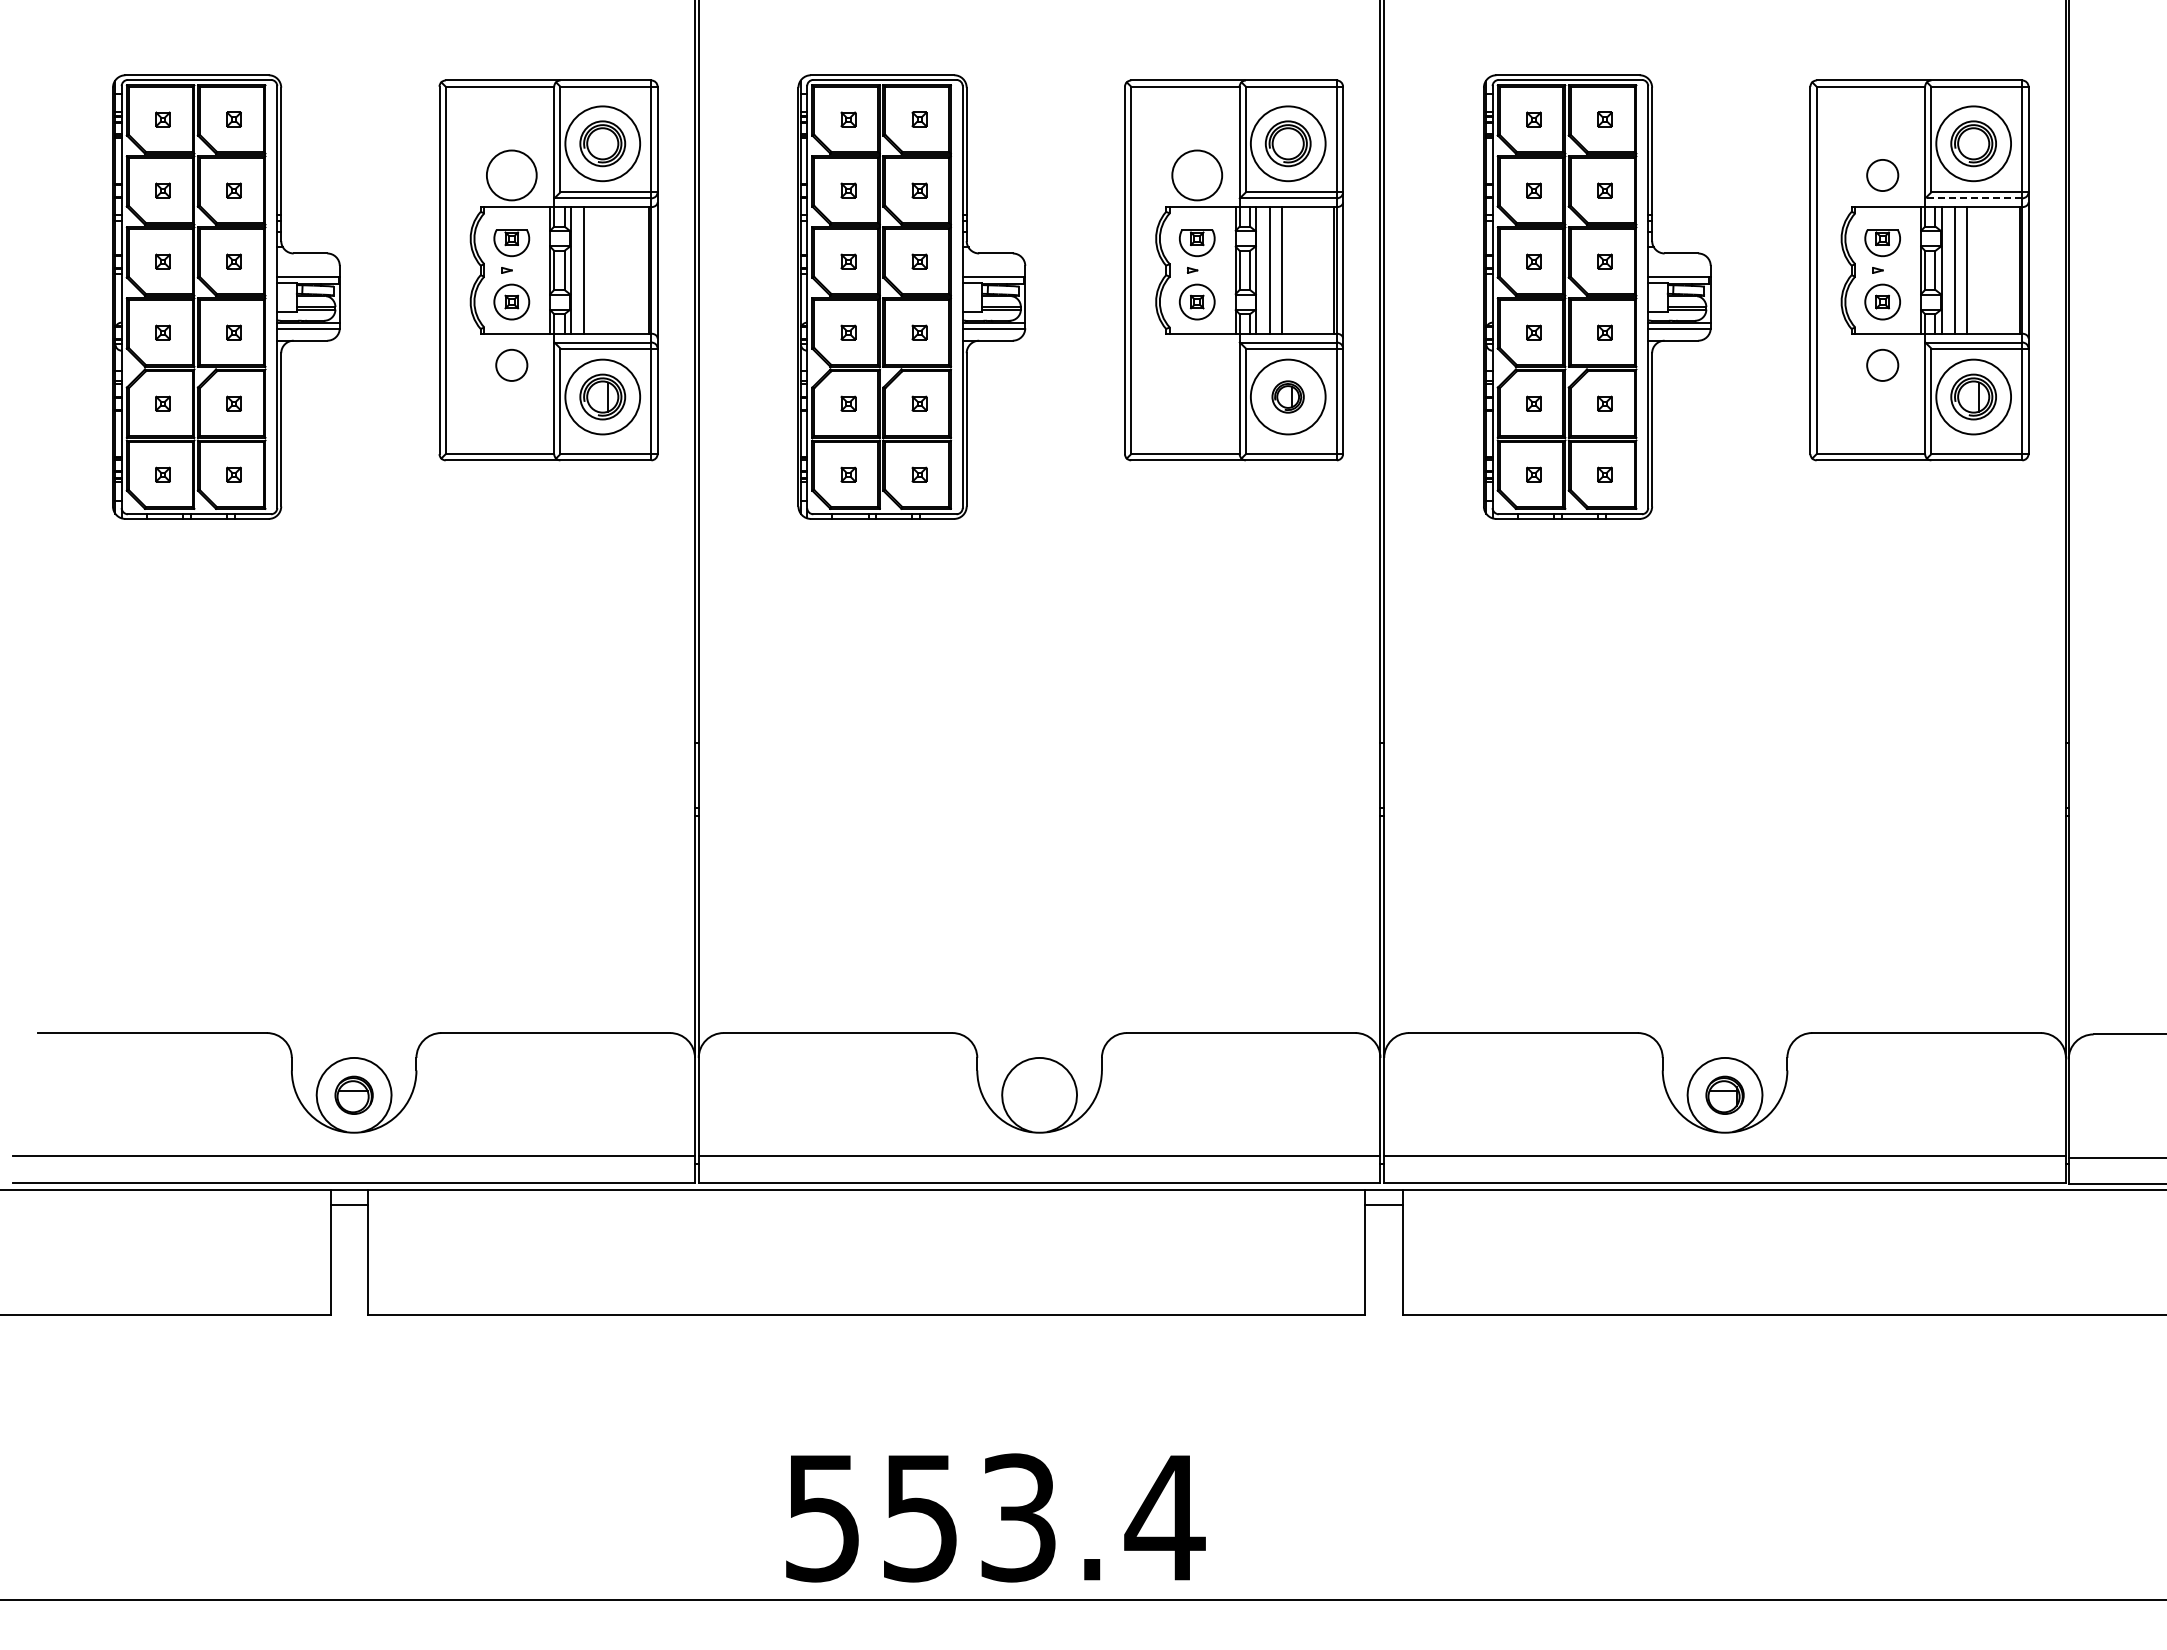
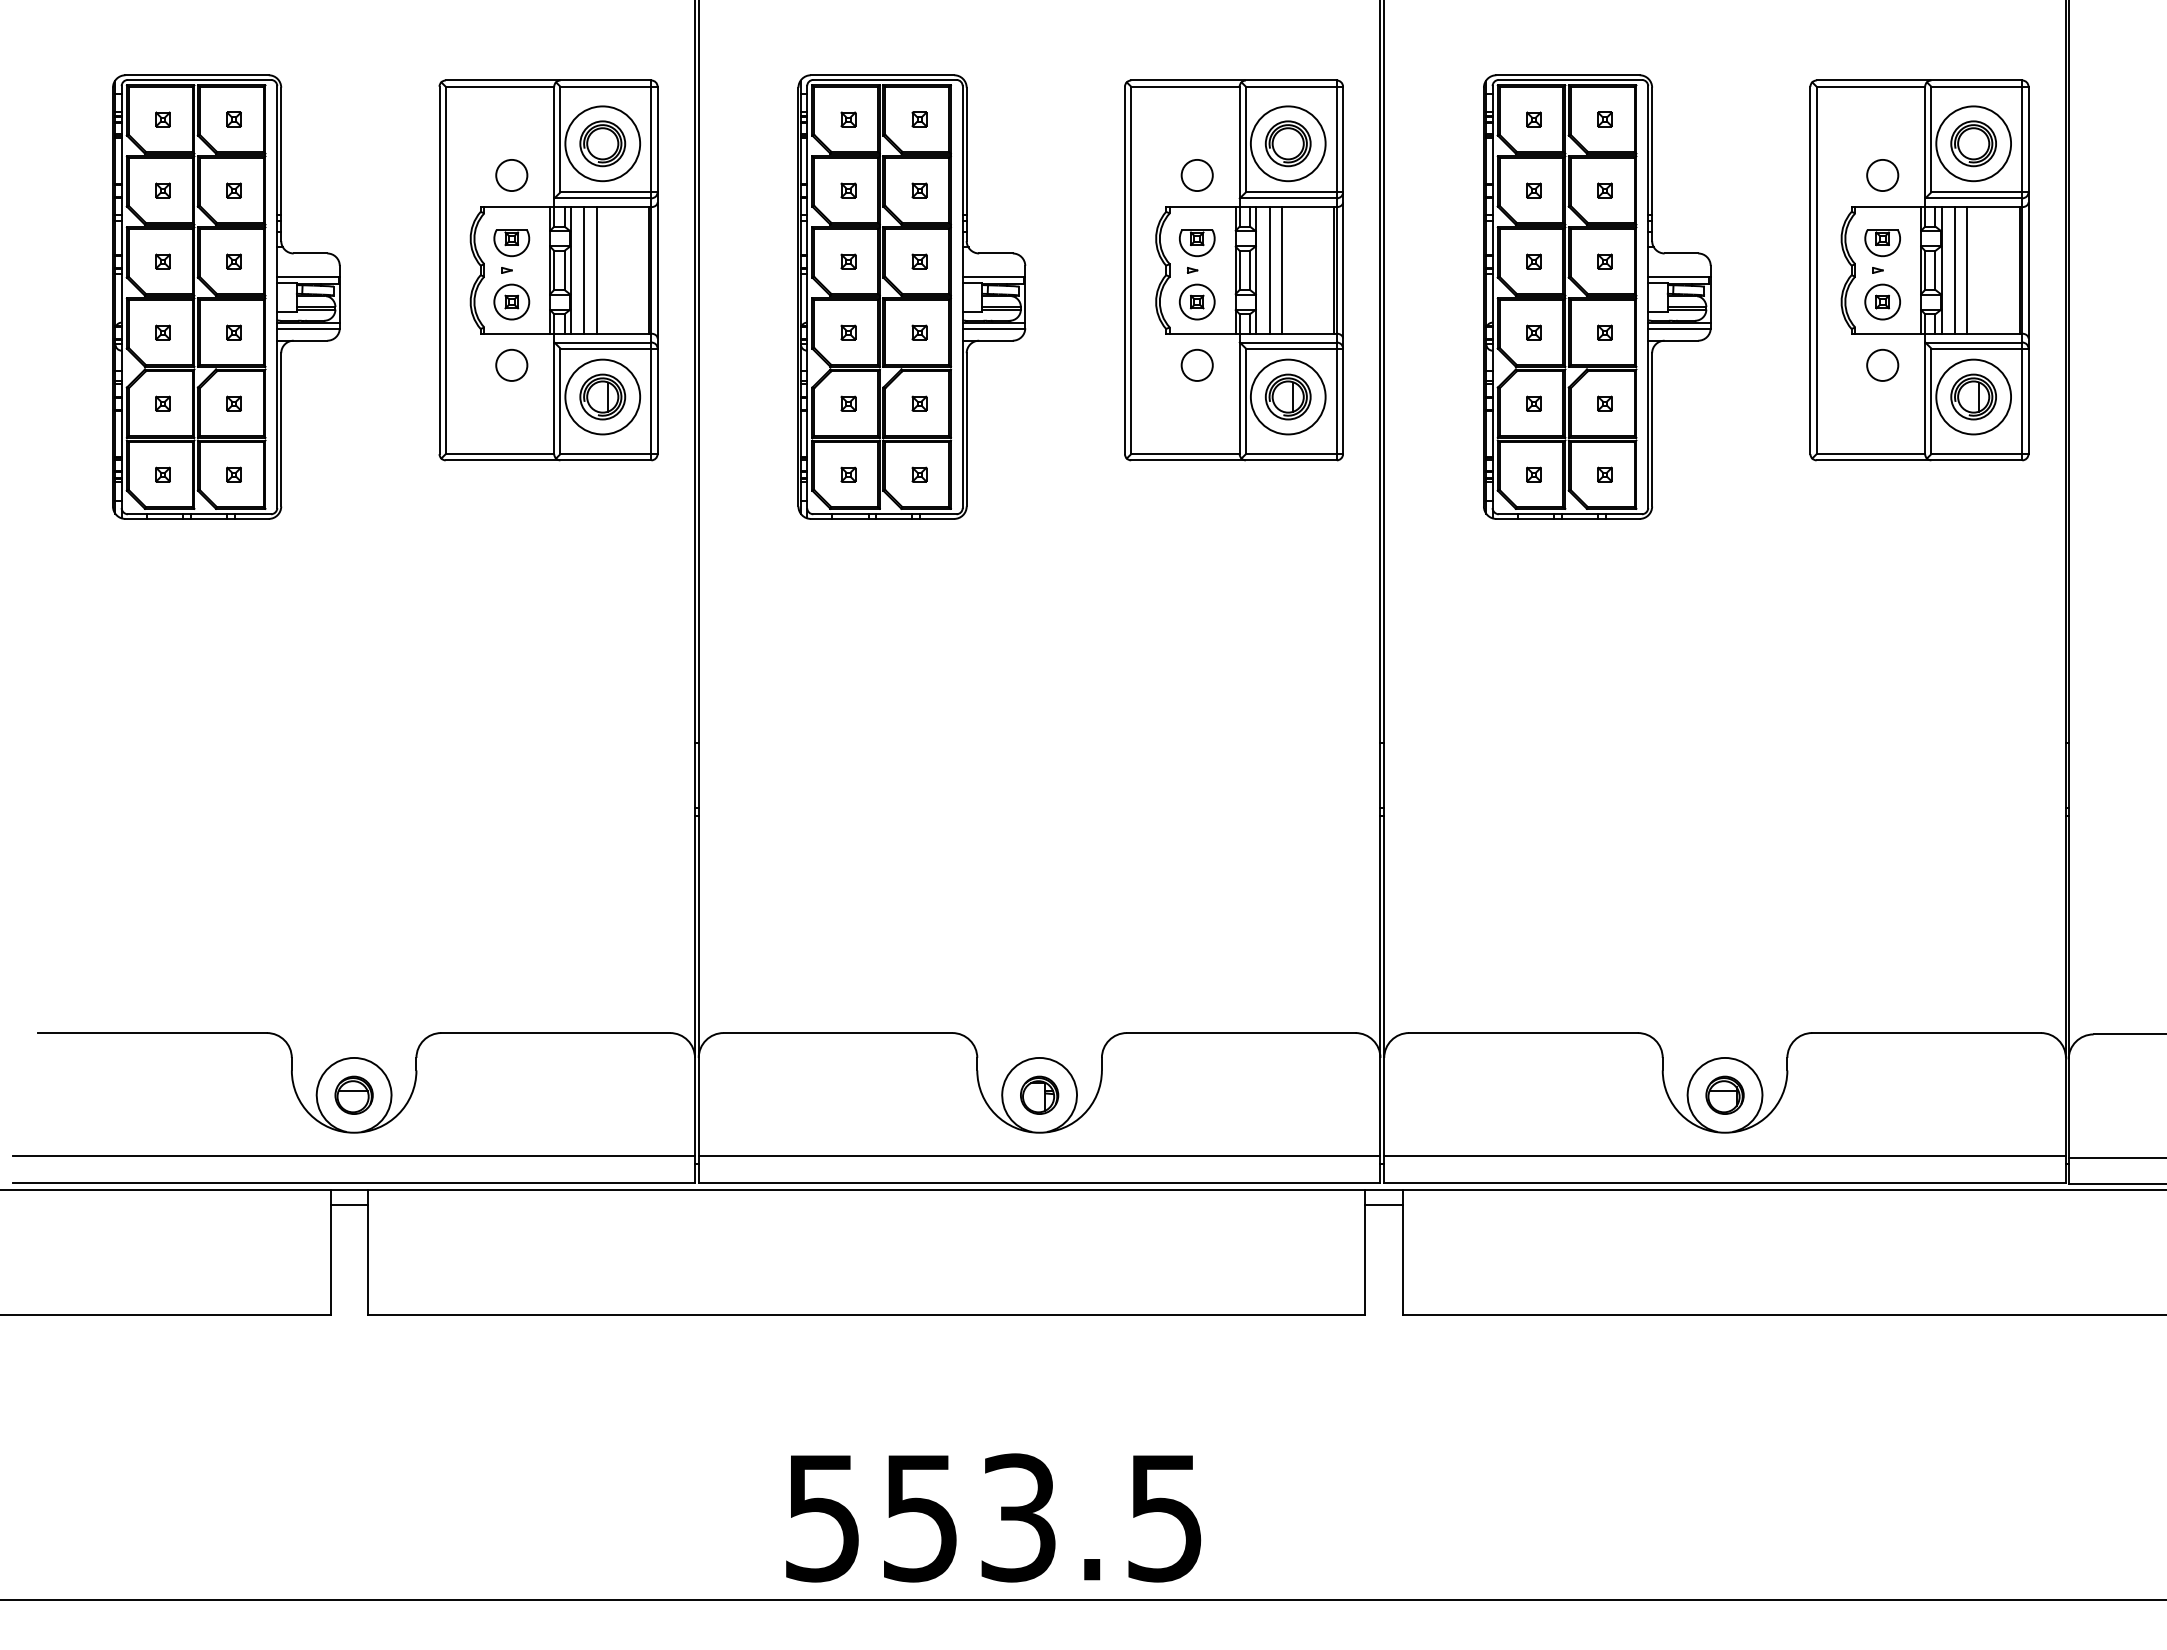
circle diameter: 50 px -> 31 px (511, 175)
circle diameter: 50 px -> 31 px (1196, 175)
line: dashed -> solid (1973, 198)
line: none -> present (596, 270)
circle: none -> present (1196, 364)
part size: 34x34 px -> 48x48 px (1287, 396)
part: none -> present (1039, 1094)
text: 553.4 -> 553.5 (1164, 1518)
